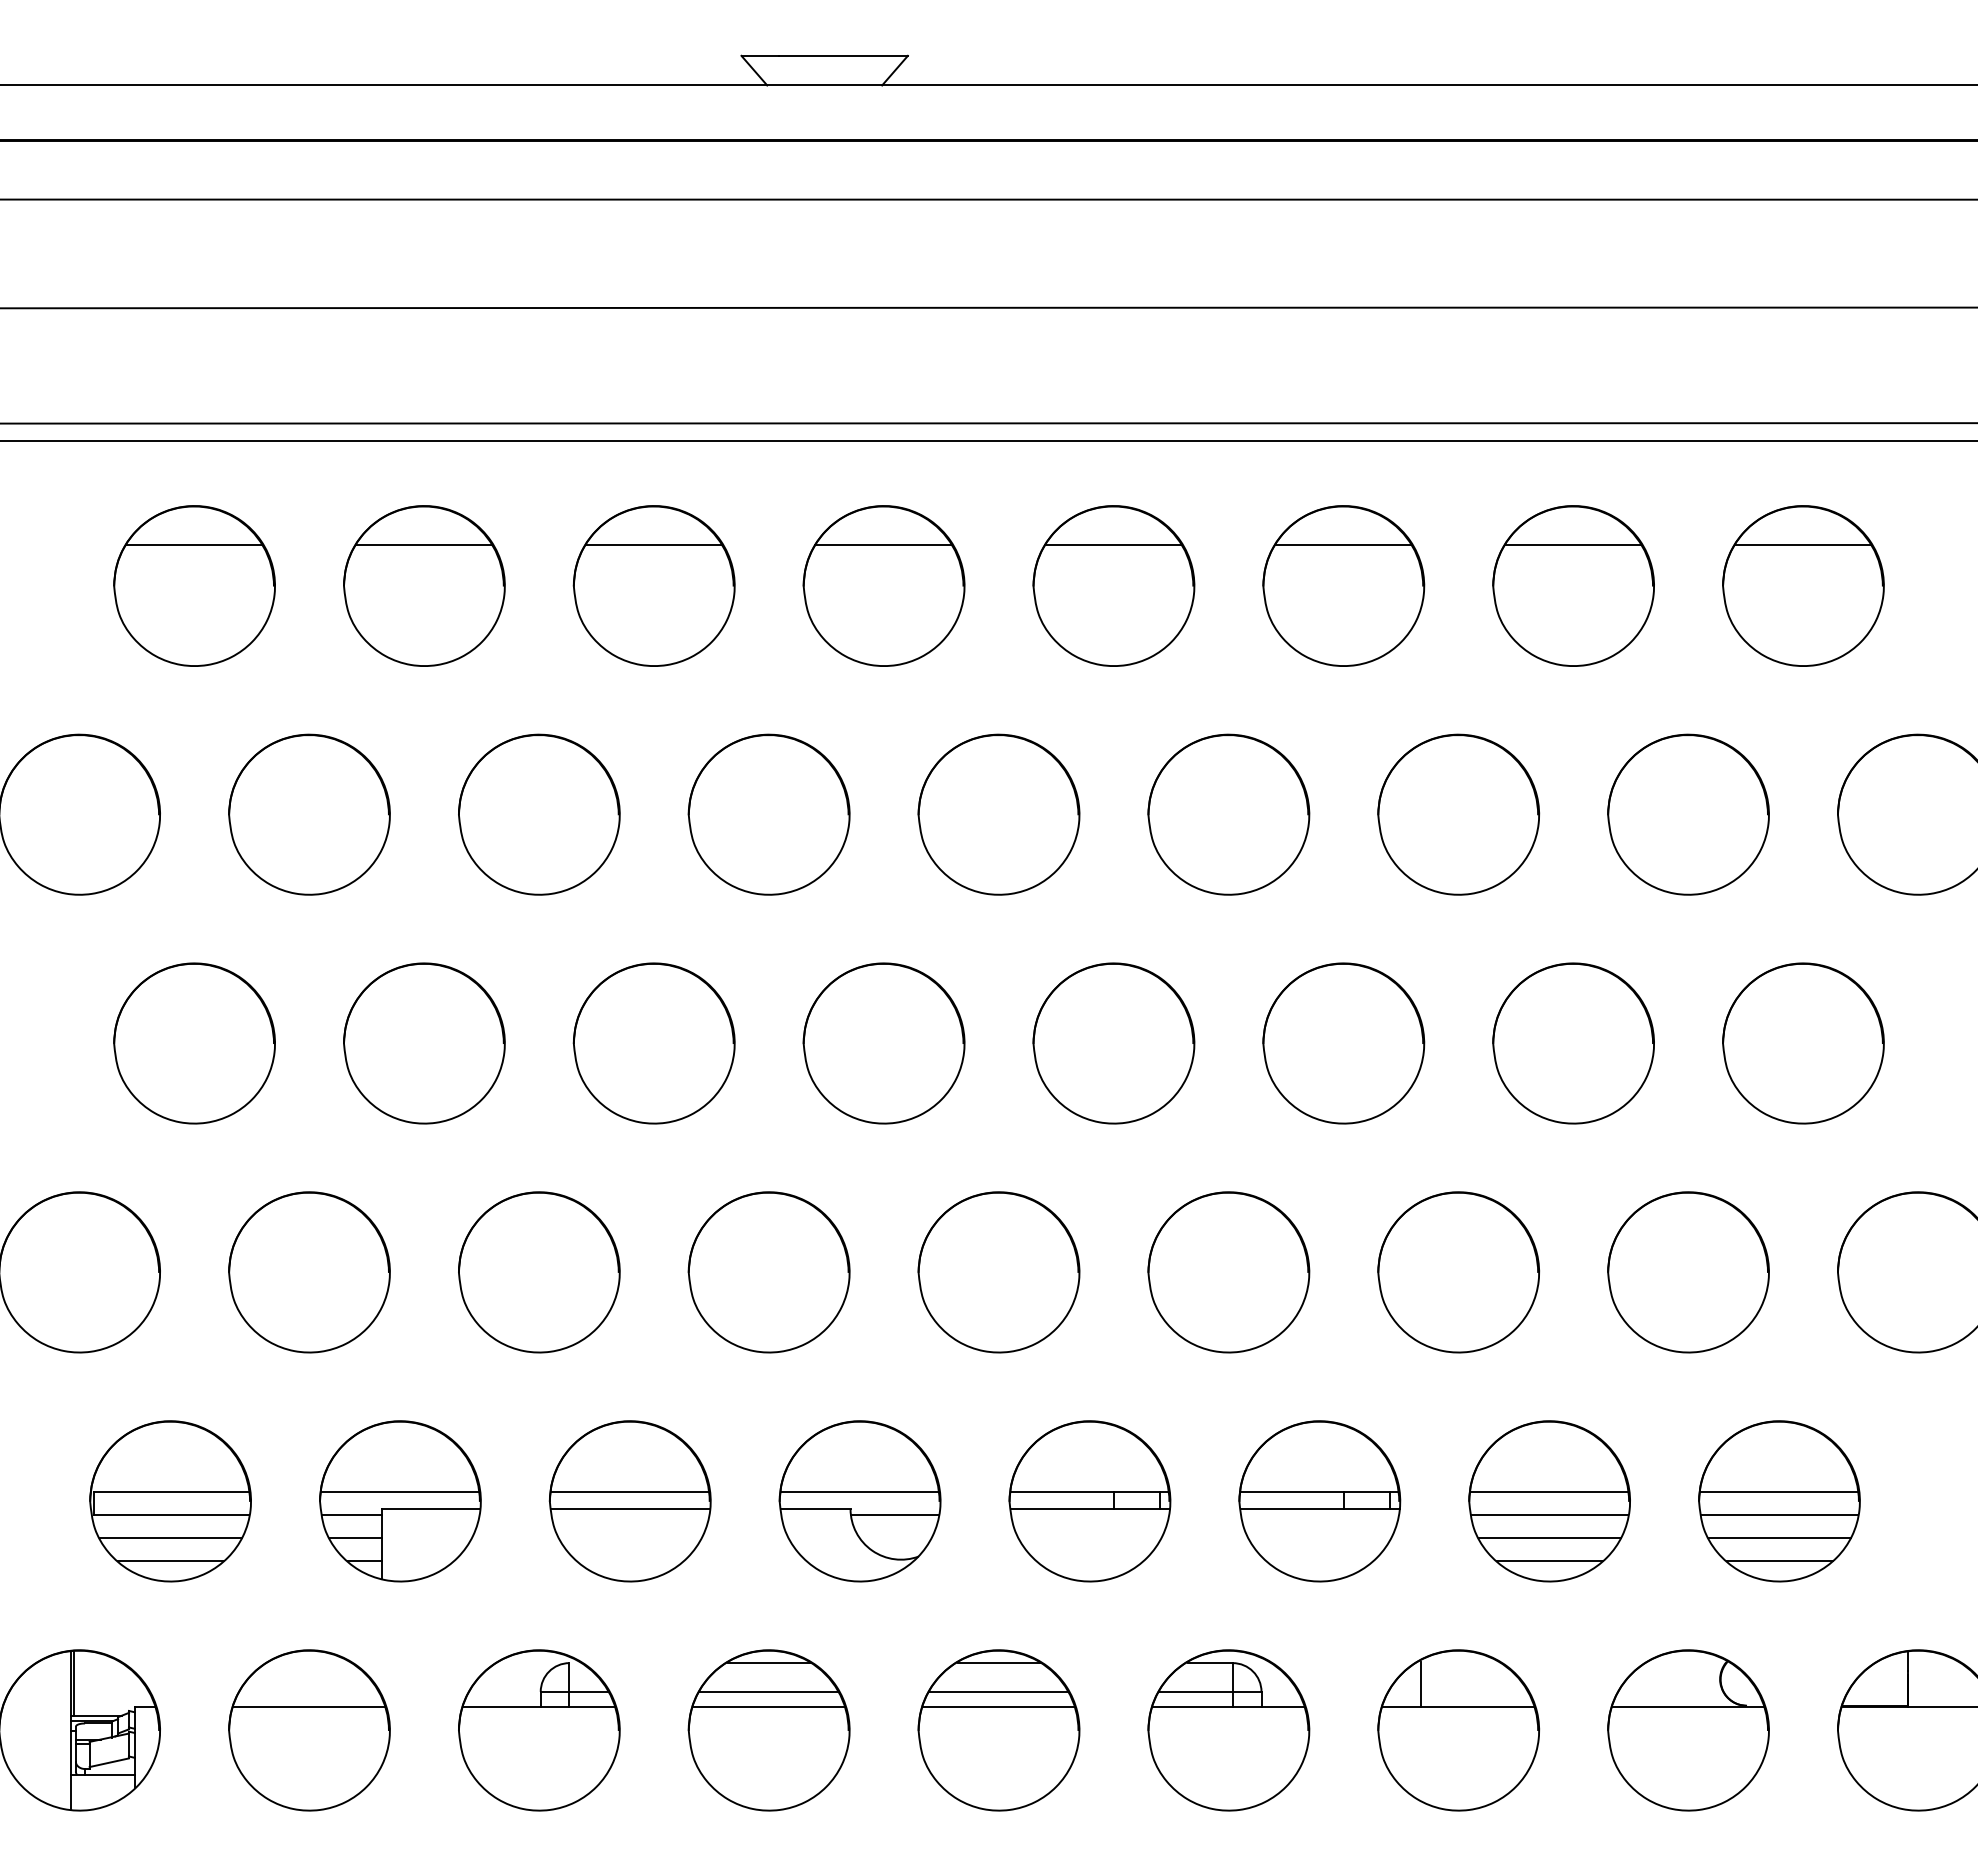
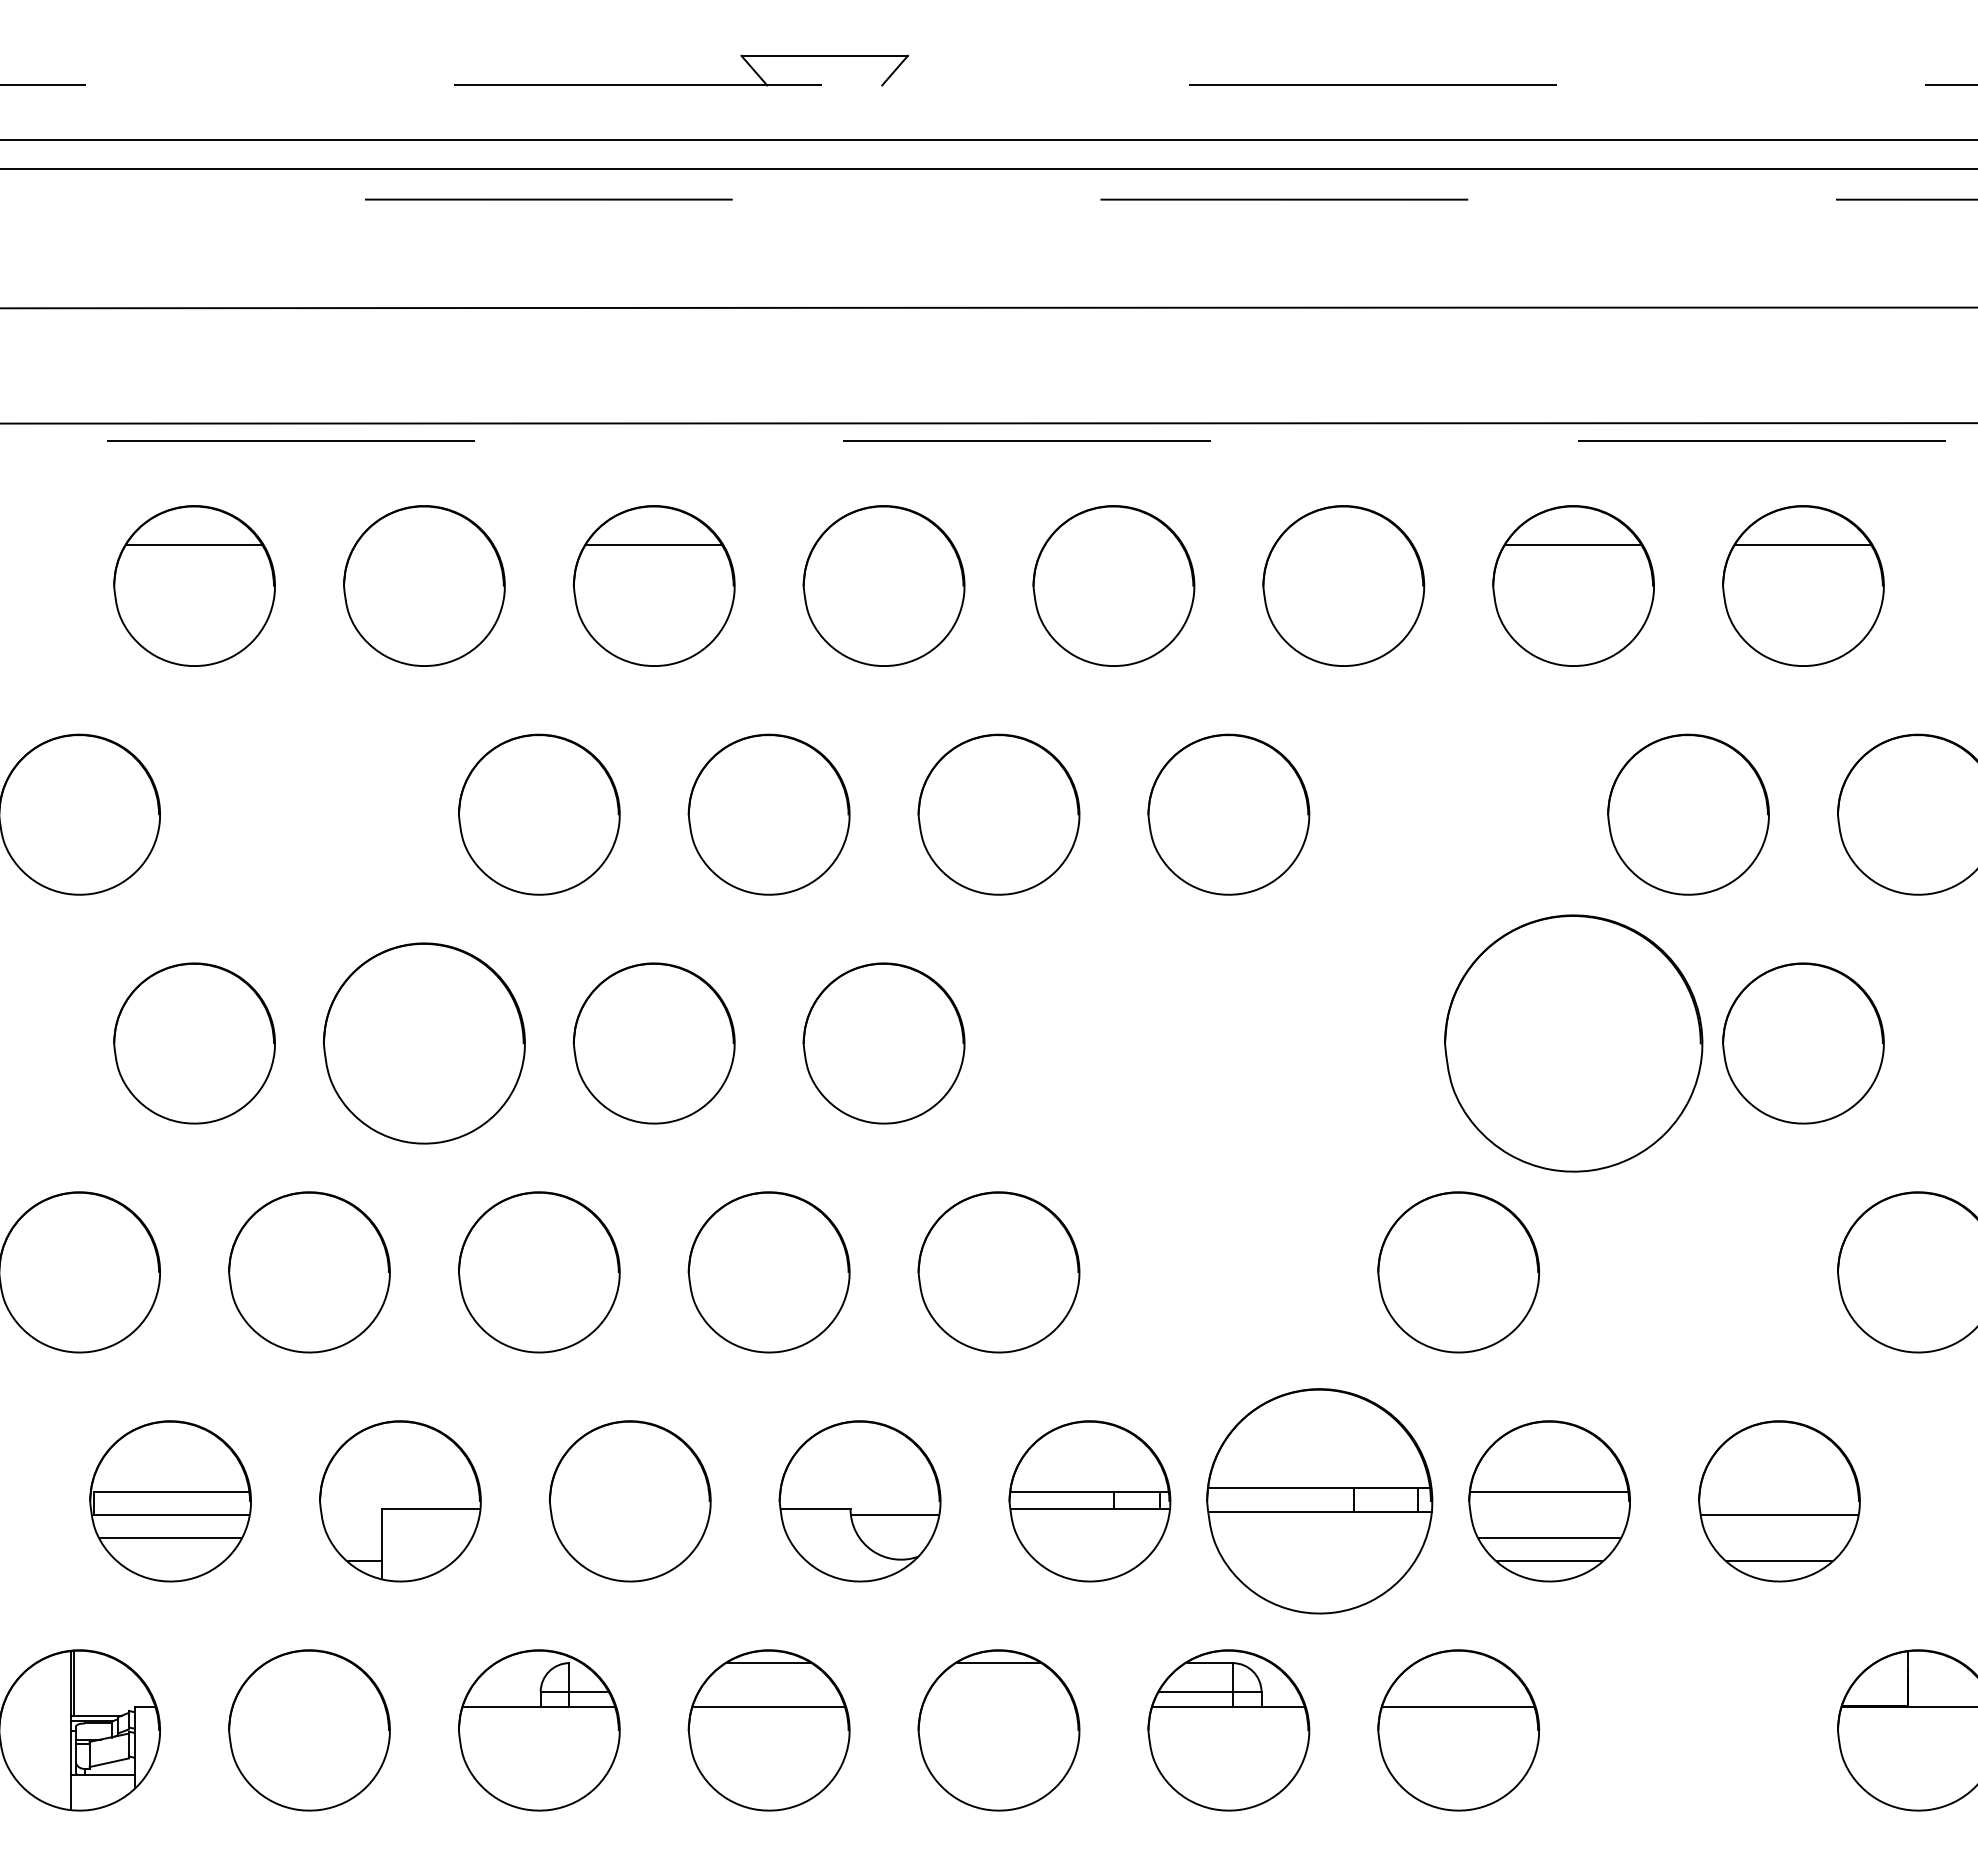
line: solid -> dashed (989, 85)
line position: (988, 141) -> (988, 169) (988, 169)
line: solid -> dashed (989, 199)
line: solid -> dashed (988, 440)
line: present -> none (423, 545)
line: present -> none (883, 545)
line: present -> none (1113, 545)
line: present -> none (1343, 545)
part: present -> none (309, 814)
part: present -> none (1458, 814)
part size: 163x163 px -> 204x203 px (423, 1043)
part: present -> none (1113, 1043)
part: present -> none (1343, 1043)
part size: 163x163 px -> 260x259 px (1573, 1043)
part: present -> none (1228, 1272)
part: present -> none (1688, 1272)
line: present -> none (400, 1491)
line: present -> none (629, 1491)
line: present -> none (859, 1491)
line: present -> none (1779, 1491)
part size: 164x163 px -> 228x227 px (1319, 1501)
line: present -> none (630, 1509)
line: present -> none (351, 1514)
line: present -> none (1549, 1514)
line: present -> none (355, 1537)
line: present -> none (1779, 1537)
line: present -> none (170, 1560)
line: present -> none (1420, 1683)
line: present -> none (768, 1691)
line: present -> none (998, 1691)
line: present -> none (309, 1706)
line: present -> none (998, 1706)
part: present -> none (1688, 1730)
